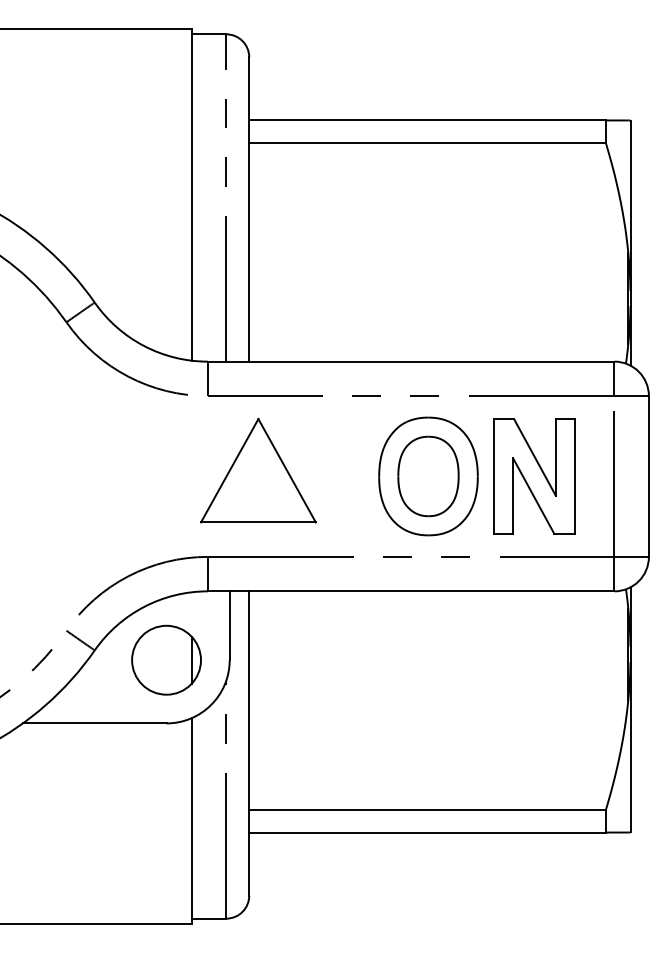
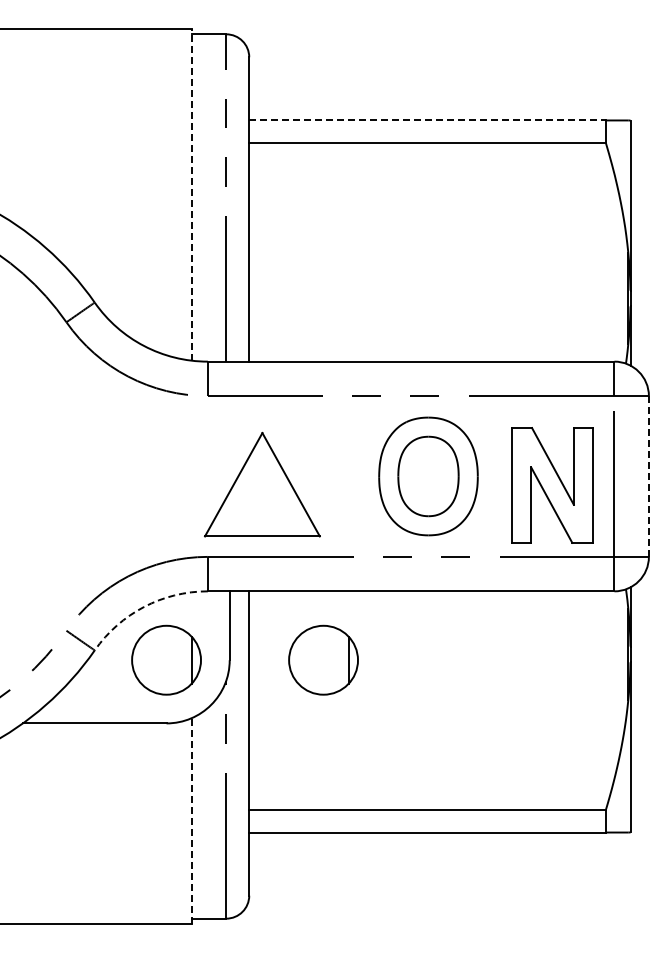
line: solid -> dashed (428, 120)
line: solid -> dashed (191, 194)
part position: (258, 470) -> (262, 484) (262, 484)
part position: (534, 476) -> (552, 485) (552, 485)
line: solid -> dashed (648, 476)
arc: solid -> dashed (144, 607)
part: none -> present (323, 659)
line: solid -> dashed (191, 820)
